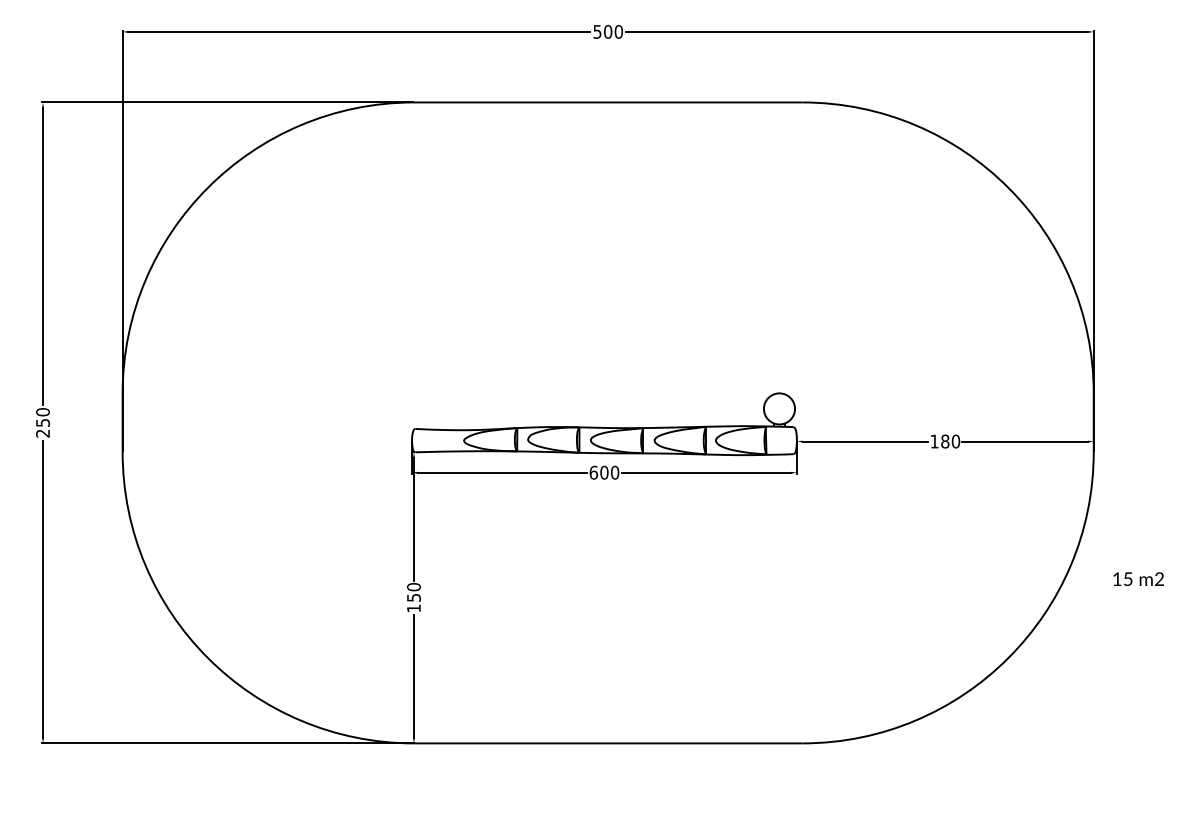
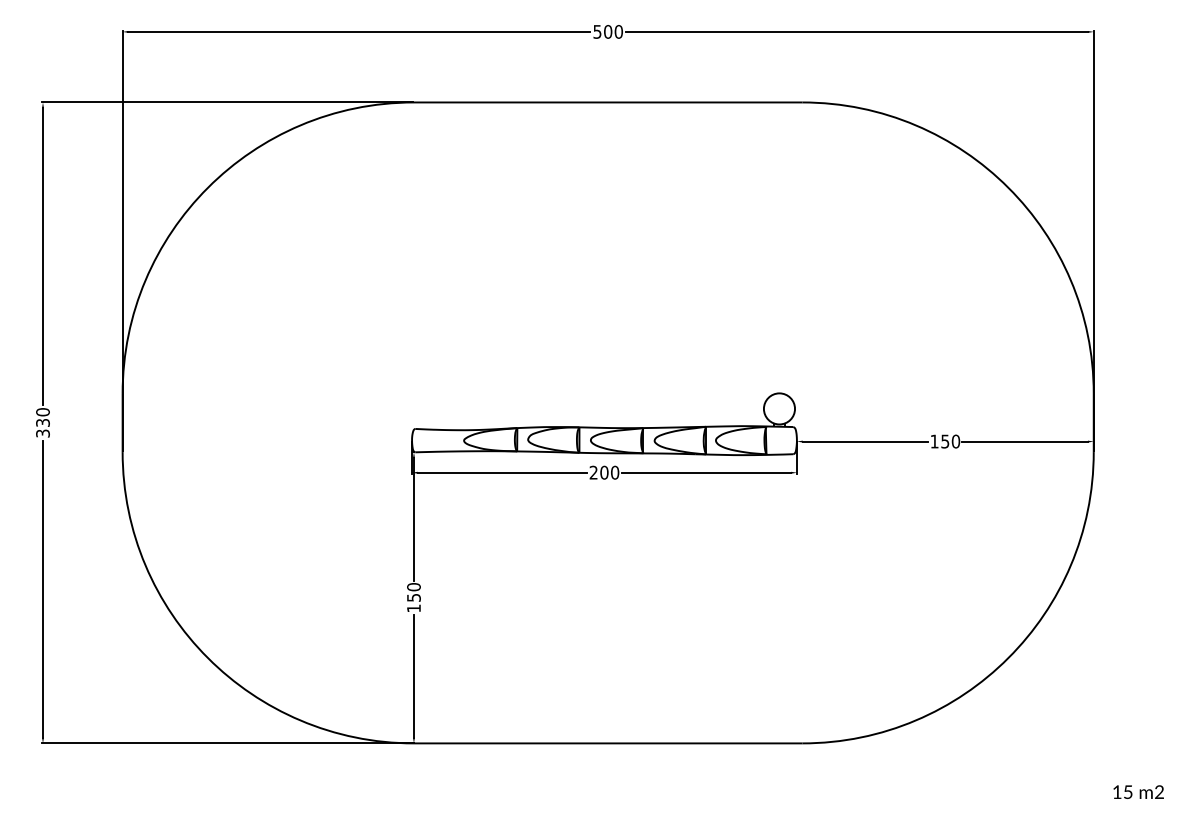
text: 250 -> 330 (42, 428)
text: 180 -> 150 (945, 441)
text: 600 -> 200 (593, 472)
text position: (1138, 578) -> (1138, 791) (1138, 791)
